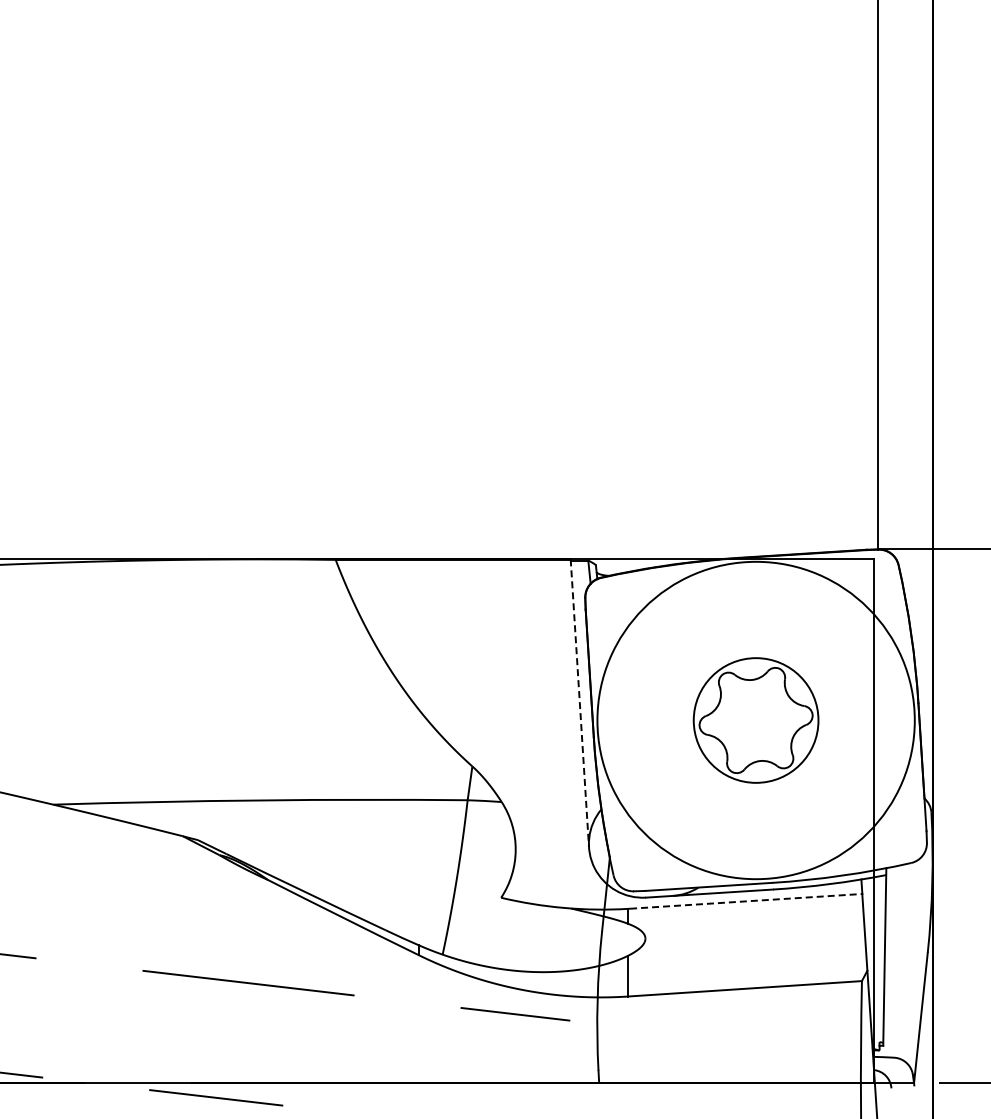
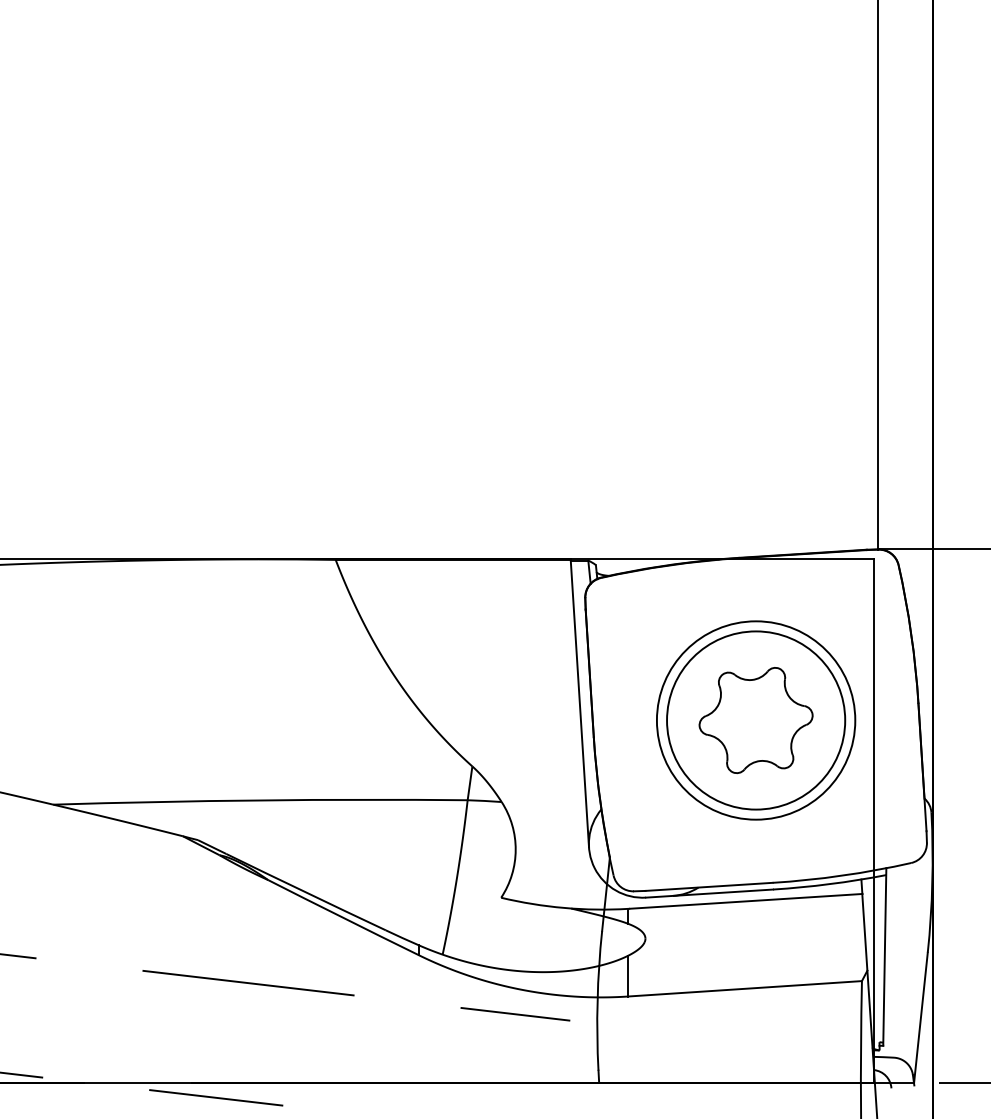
line: dashed -> solid (579, 703)
circle diameter: 125 px -> 178 px (756, 720)
circle diameter: 317 px -> 198 px (755, 720)
line: dashed -> solid (746, 901)
